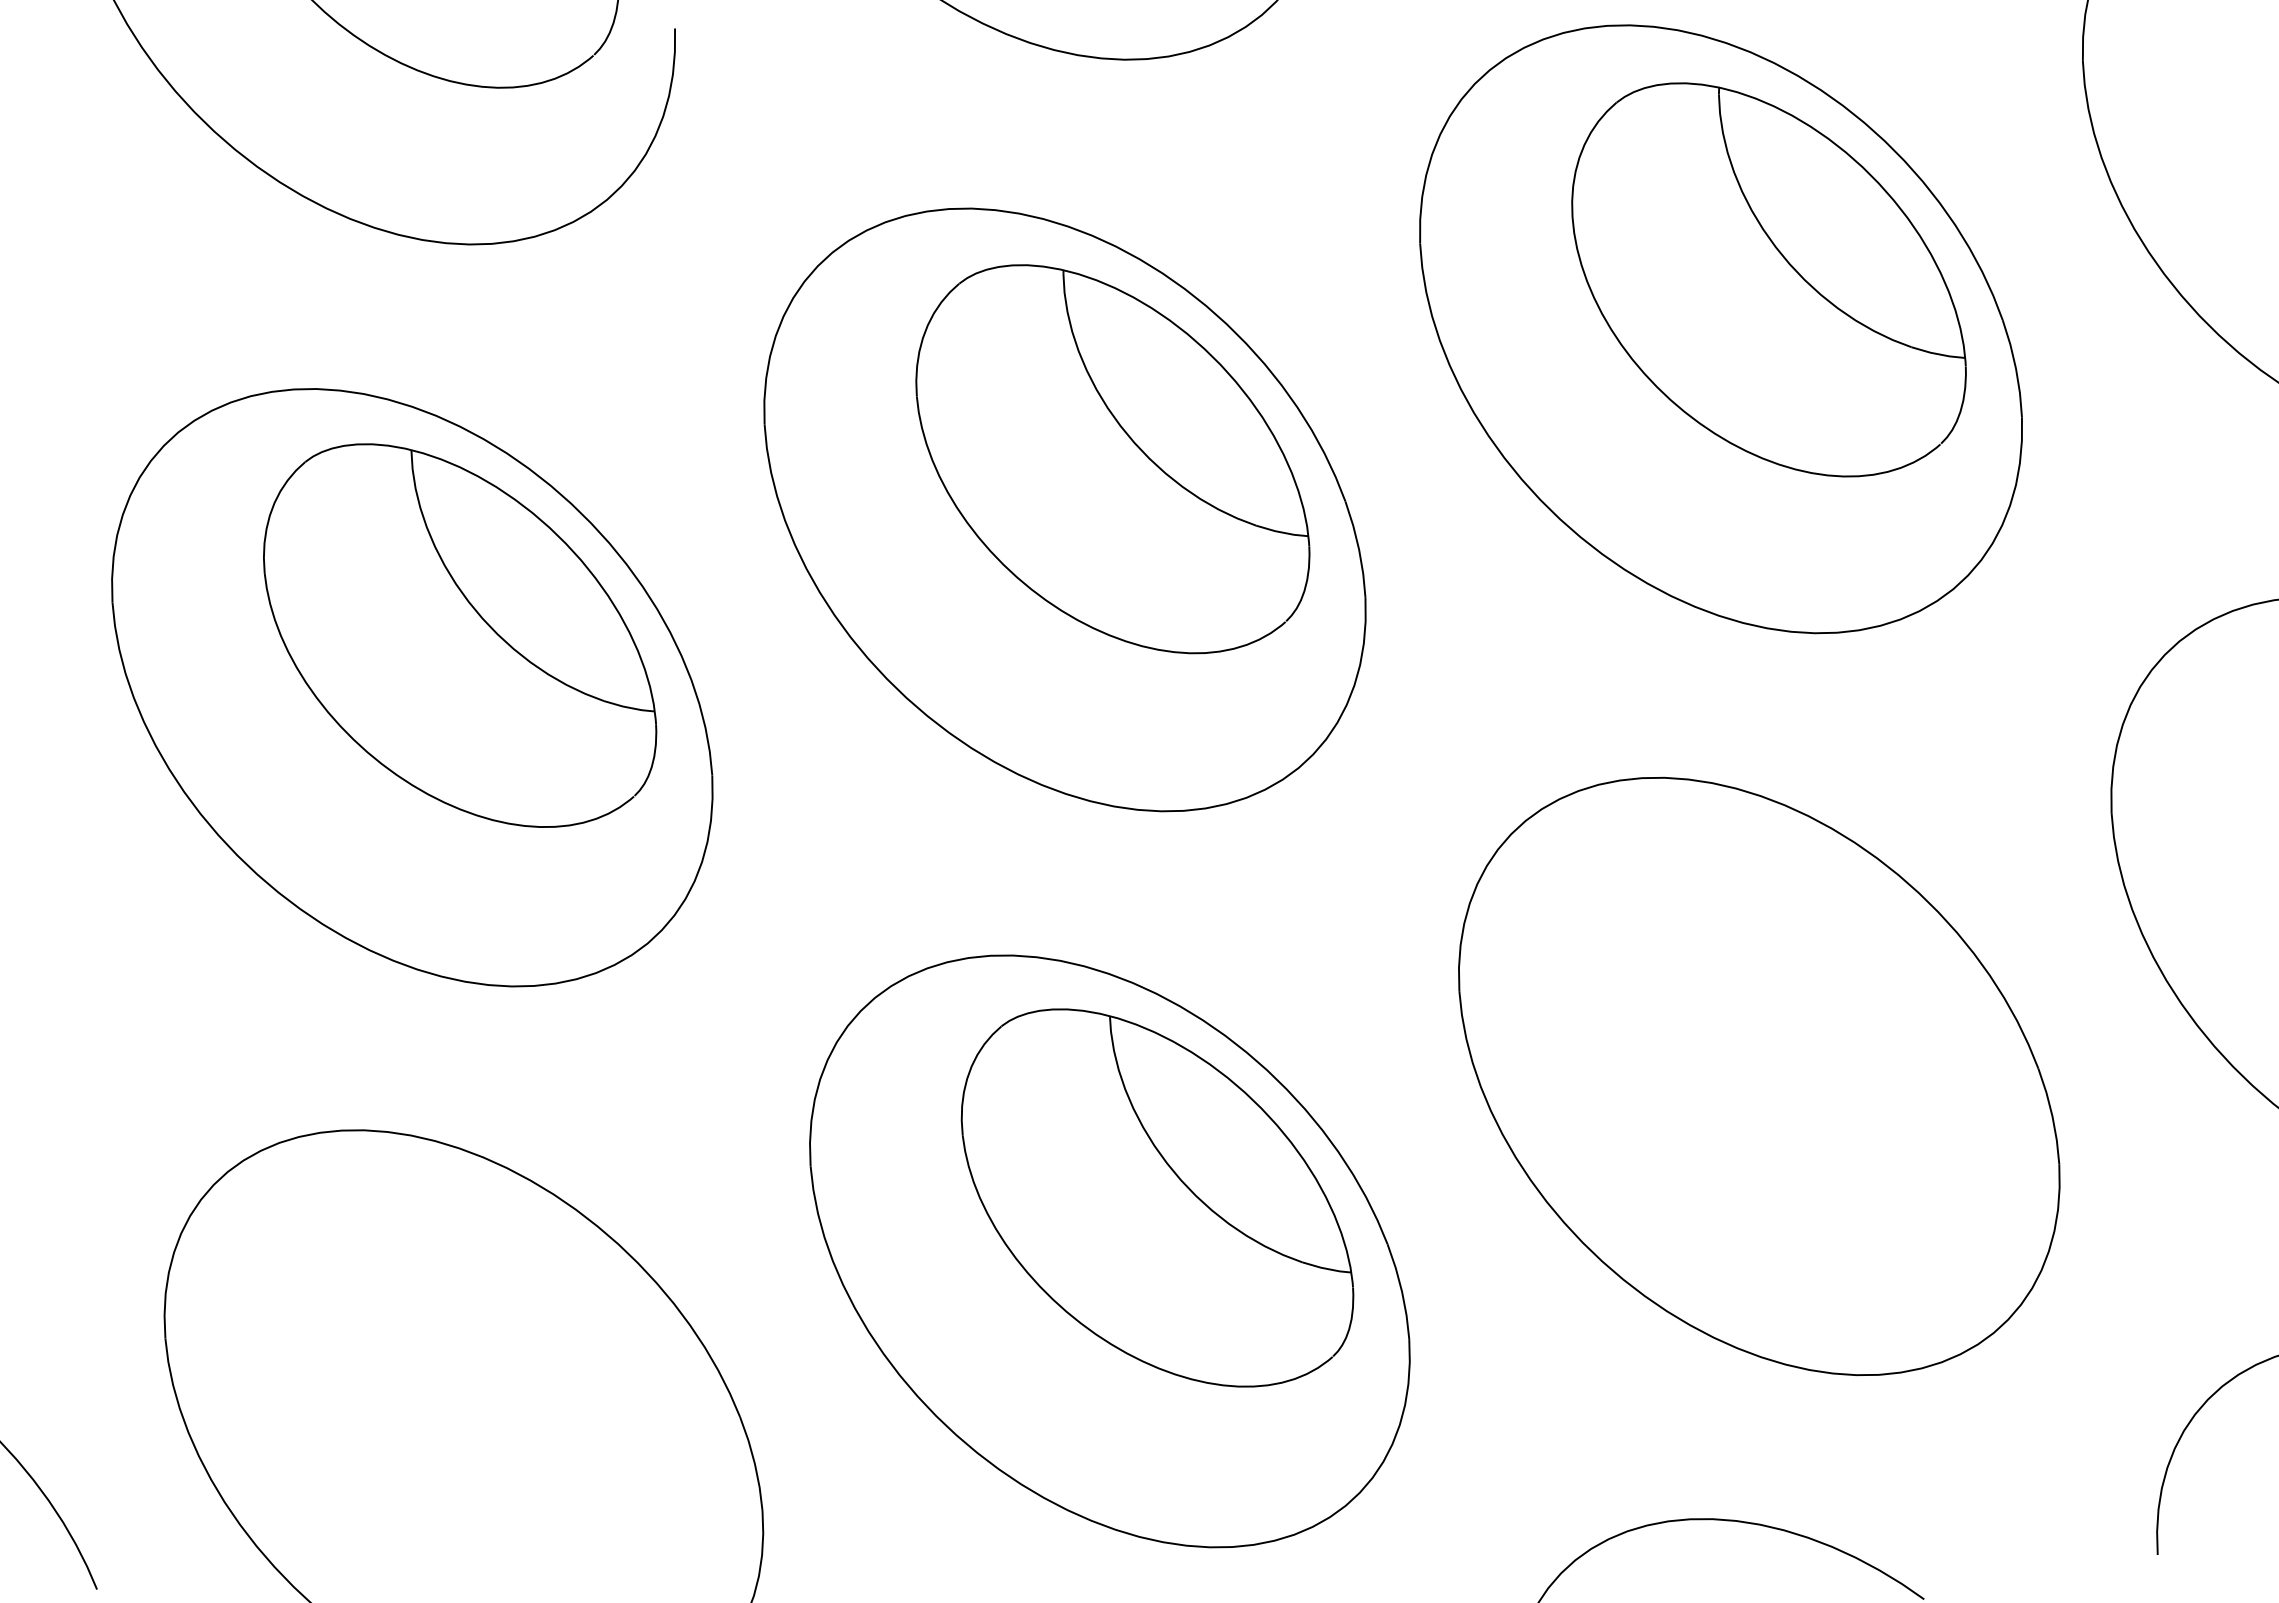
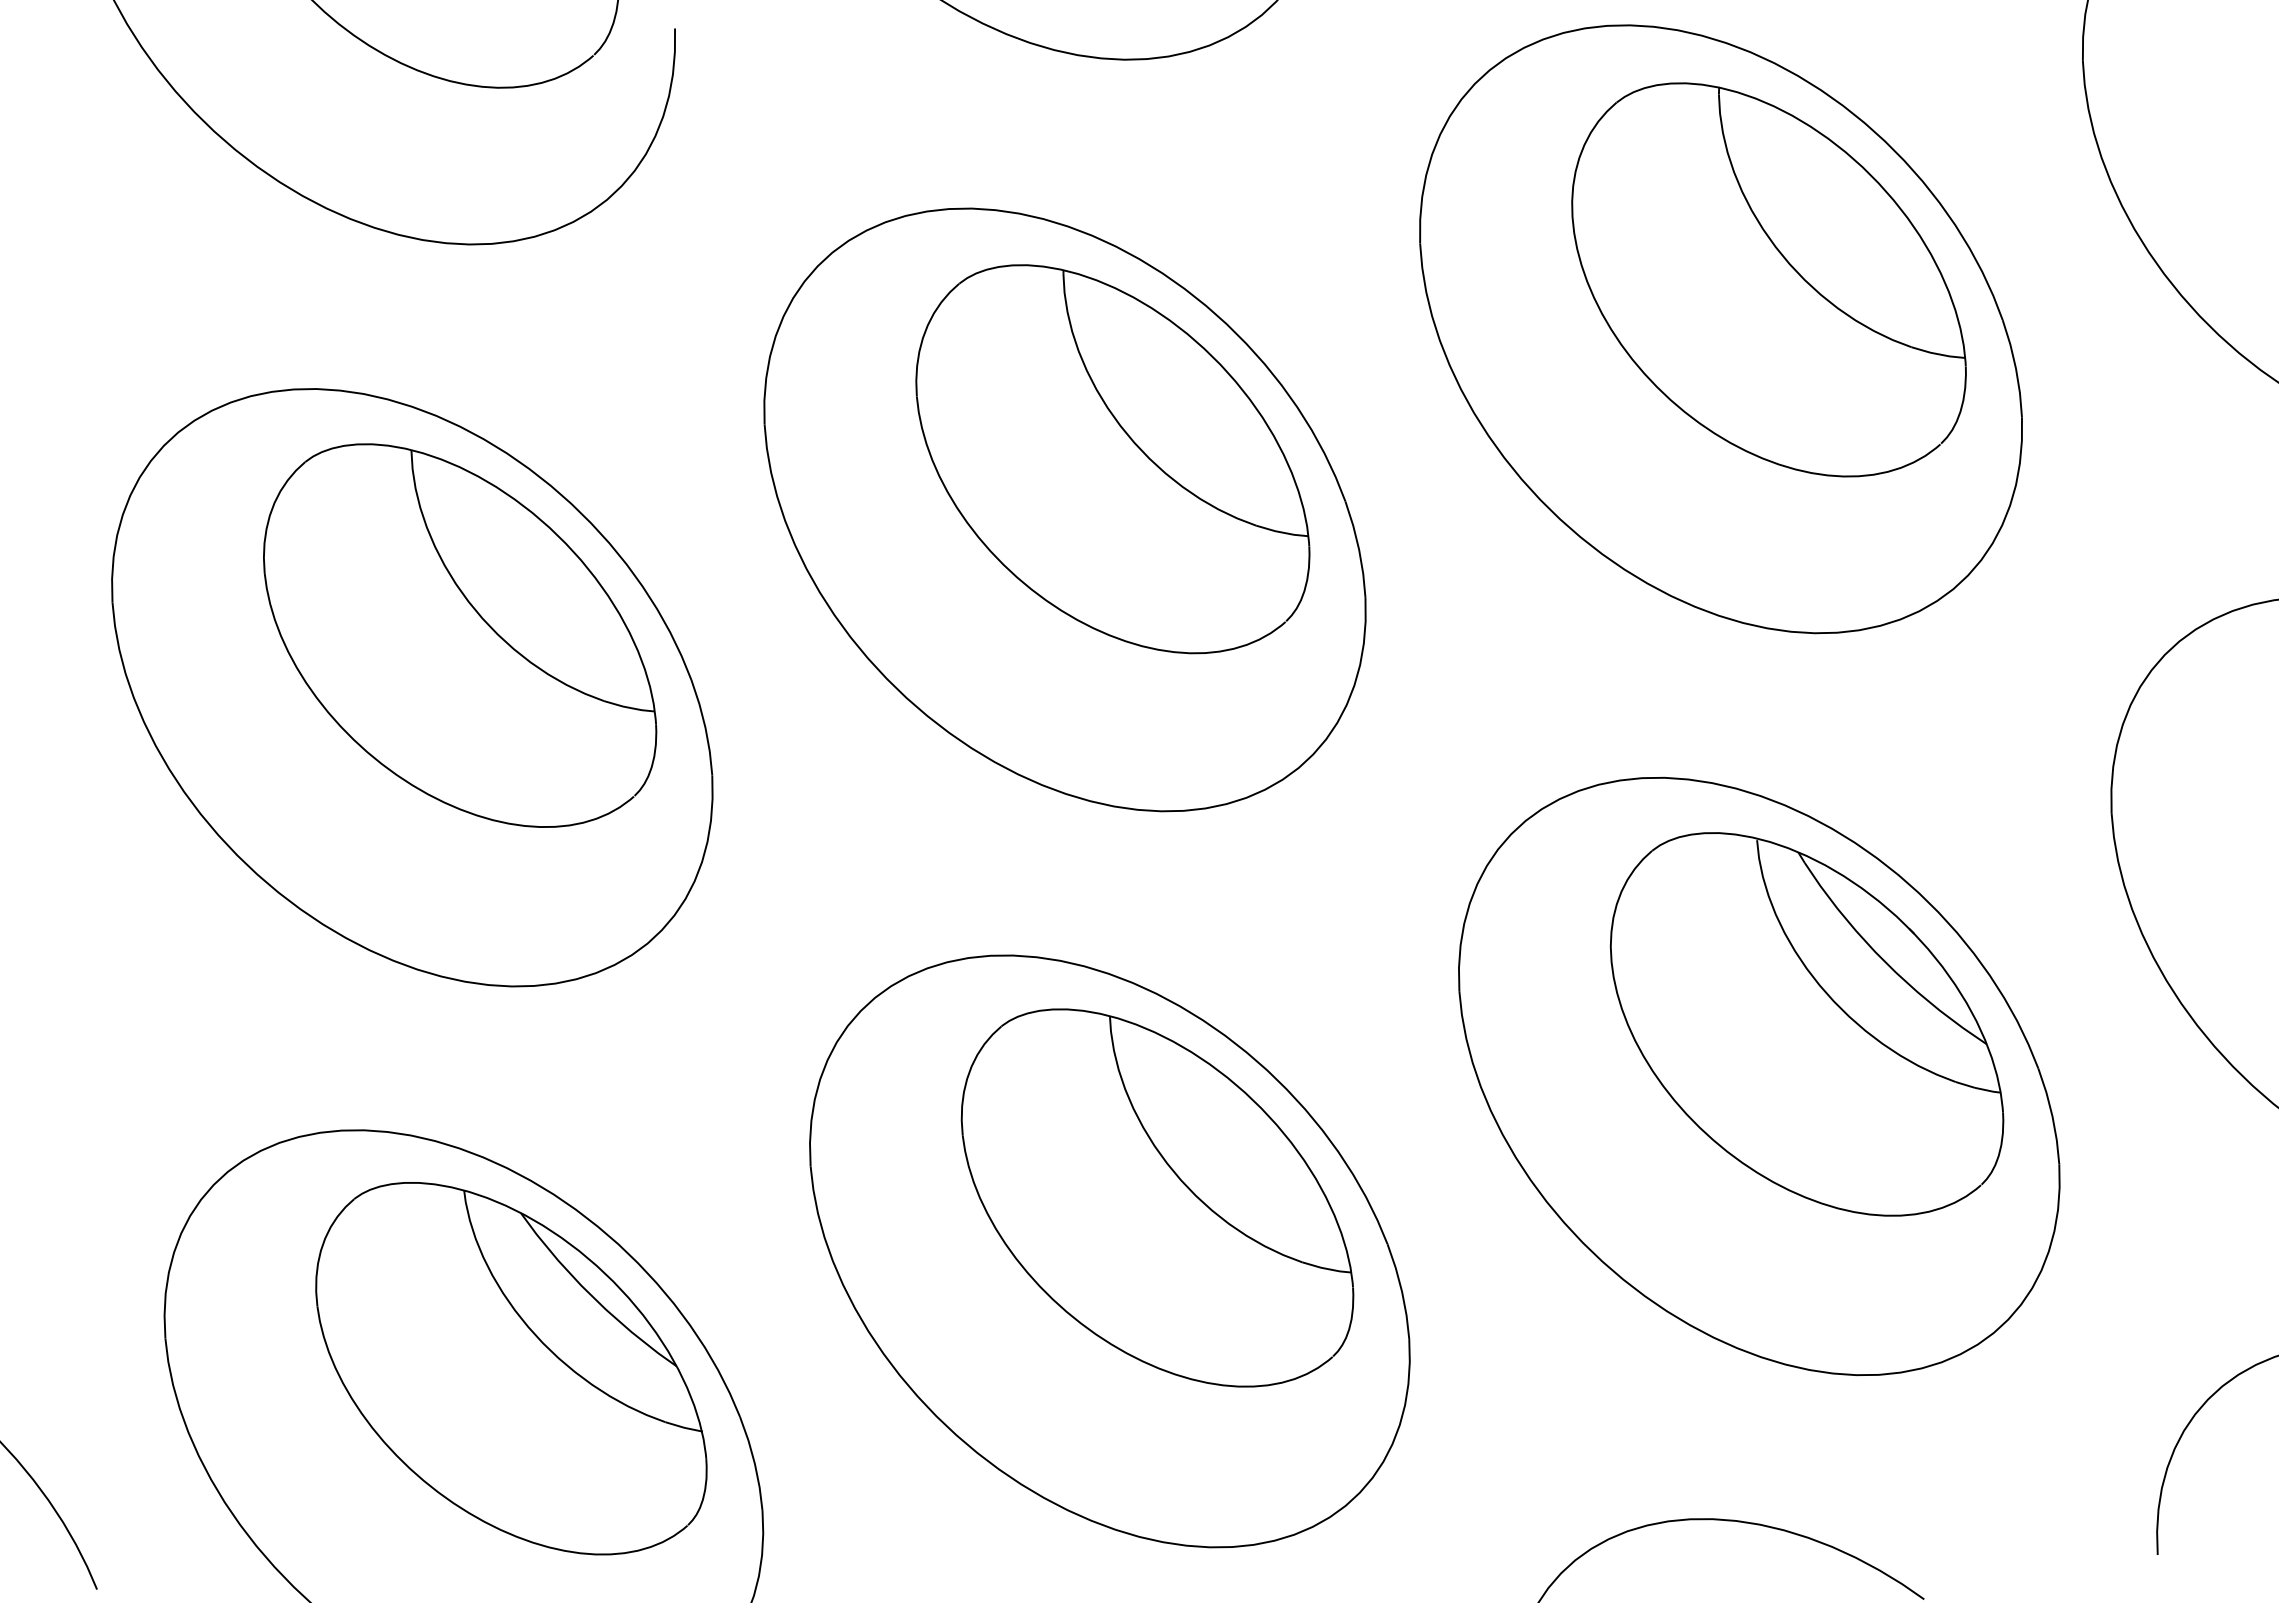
part: none -> present (1806, 1024)
part: none -> present (511, 1368)
